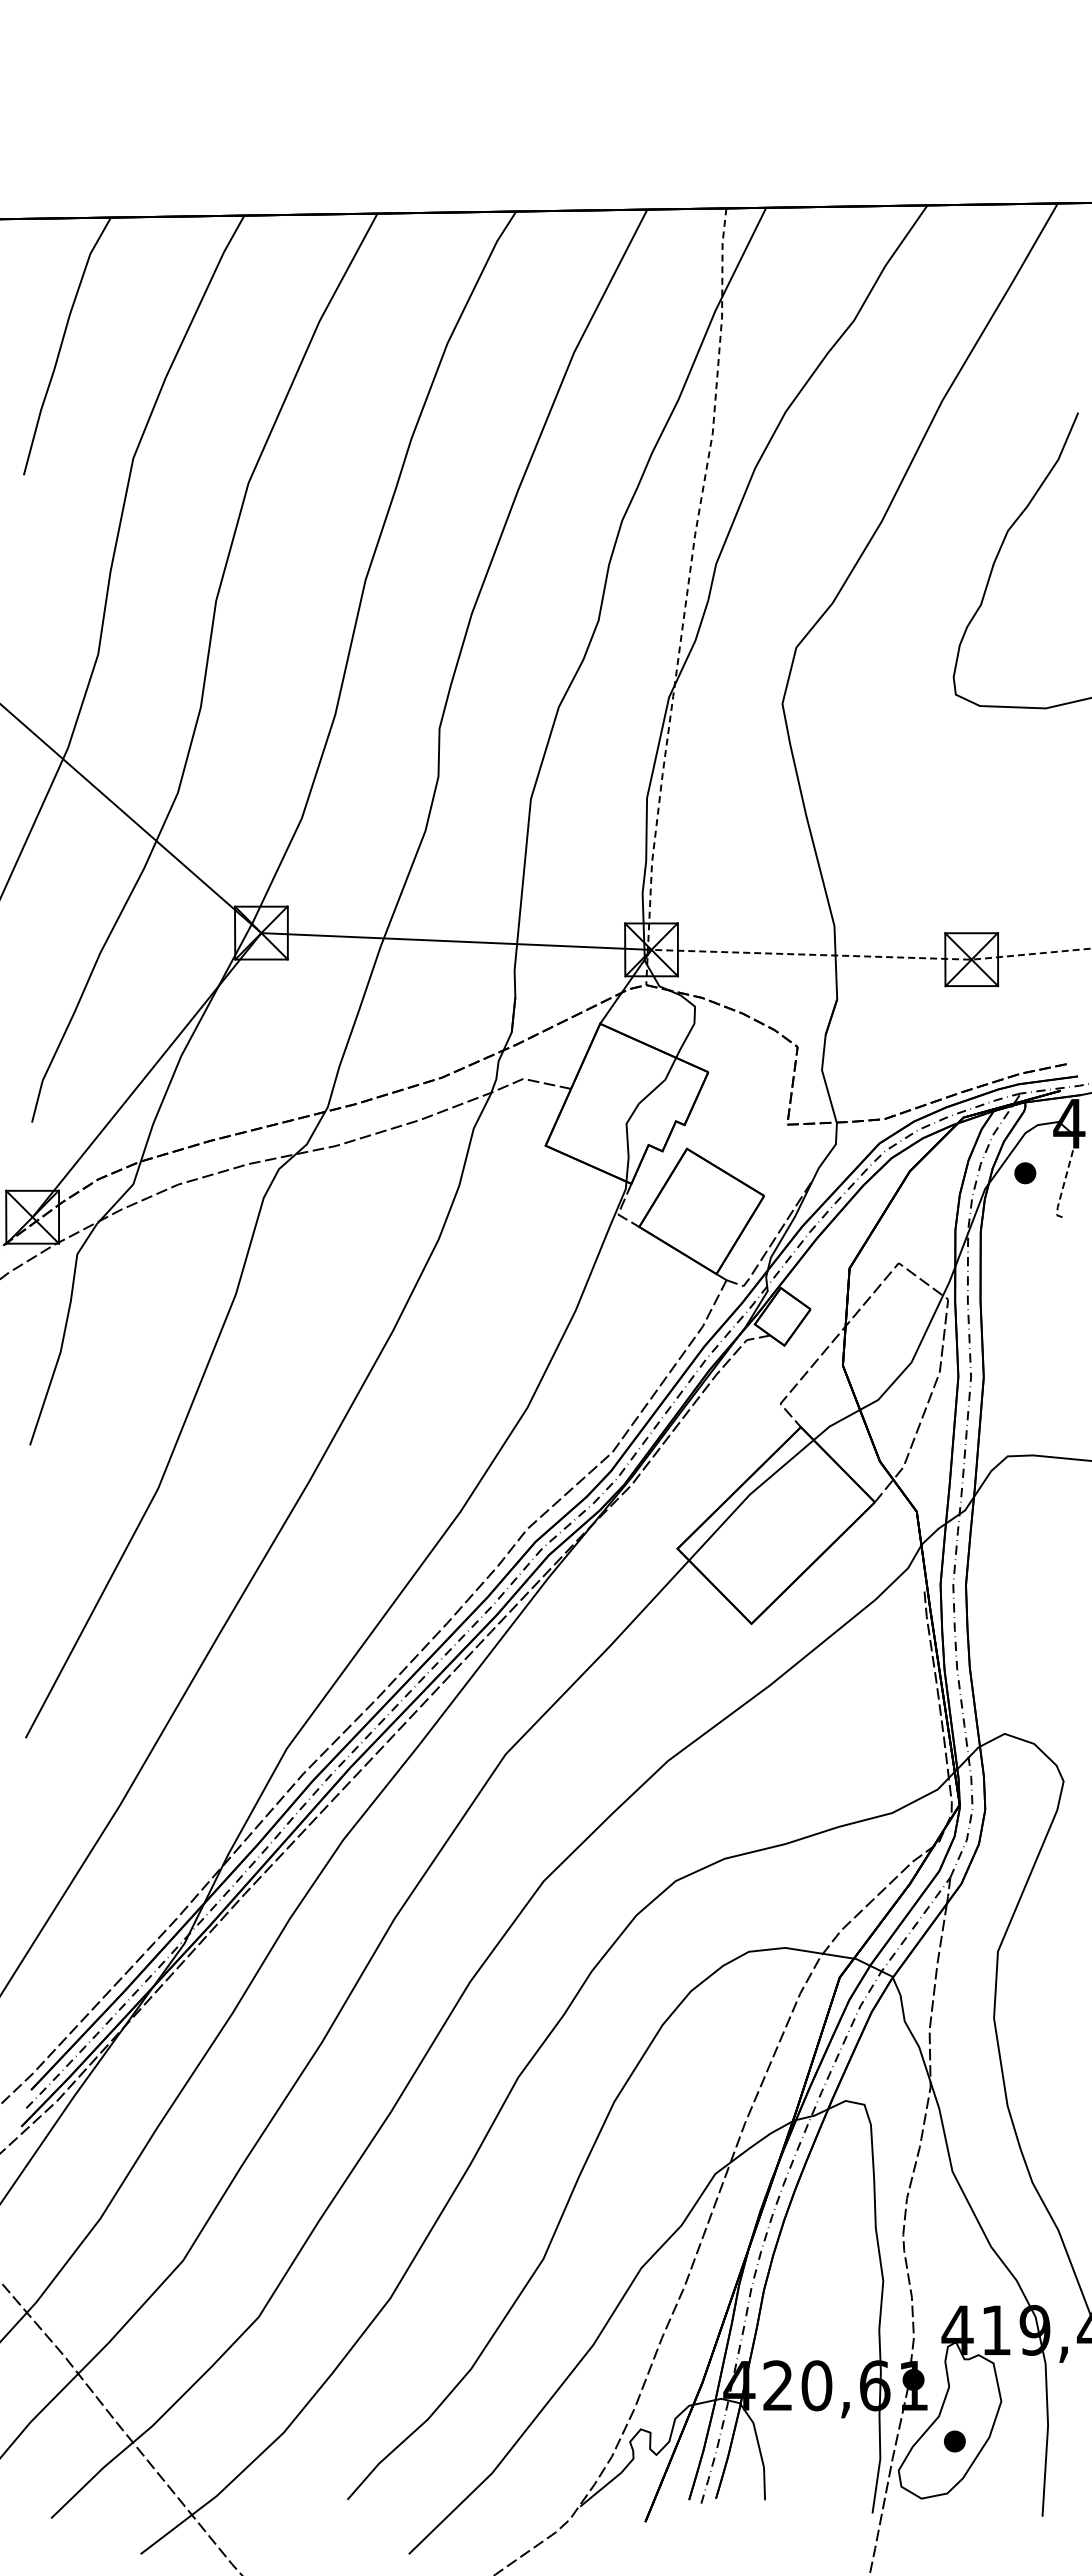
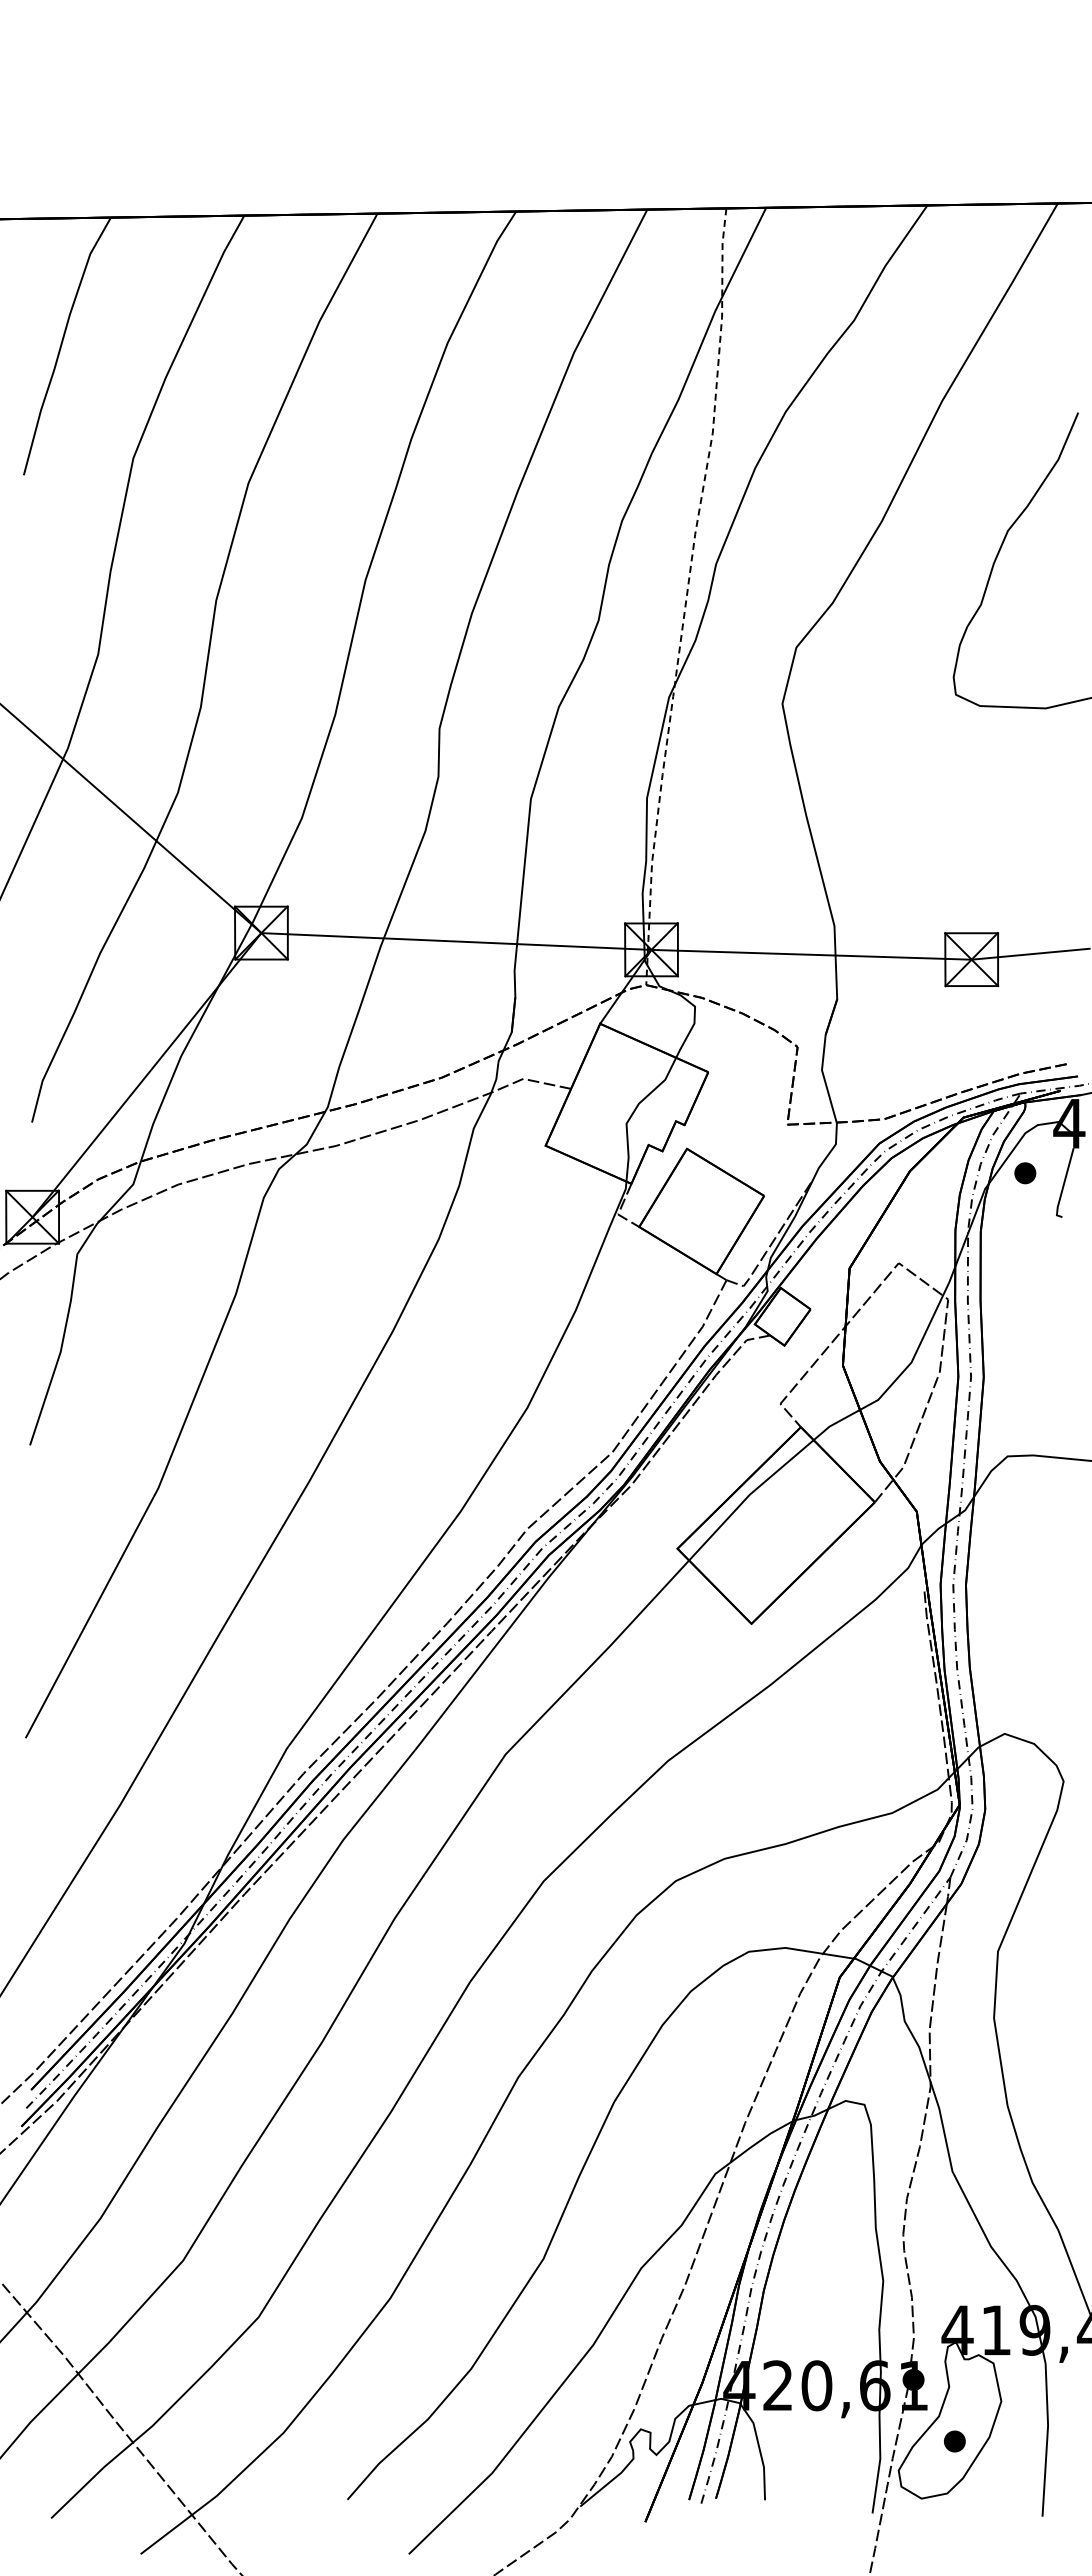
line: dashed -> solid (871, 956)
line: dashed -> solid (1063, 1185)
